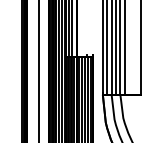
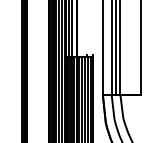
line: present -> none (107, 48)
line: present -> none (124, 48)
line: present -> none (38, 70)
